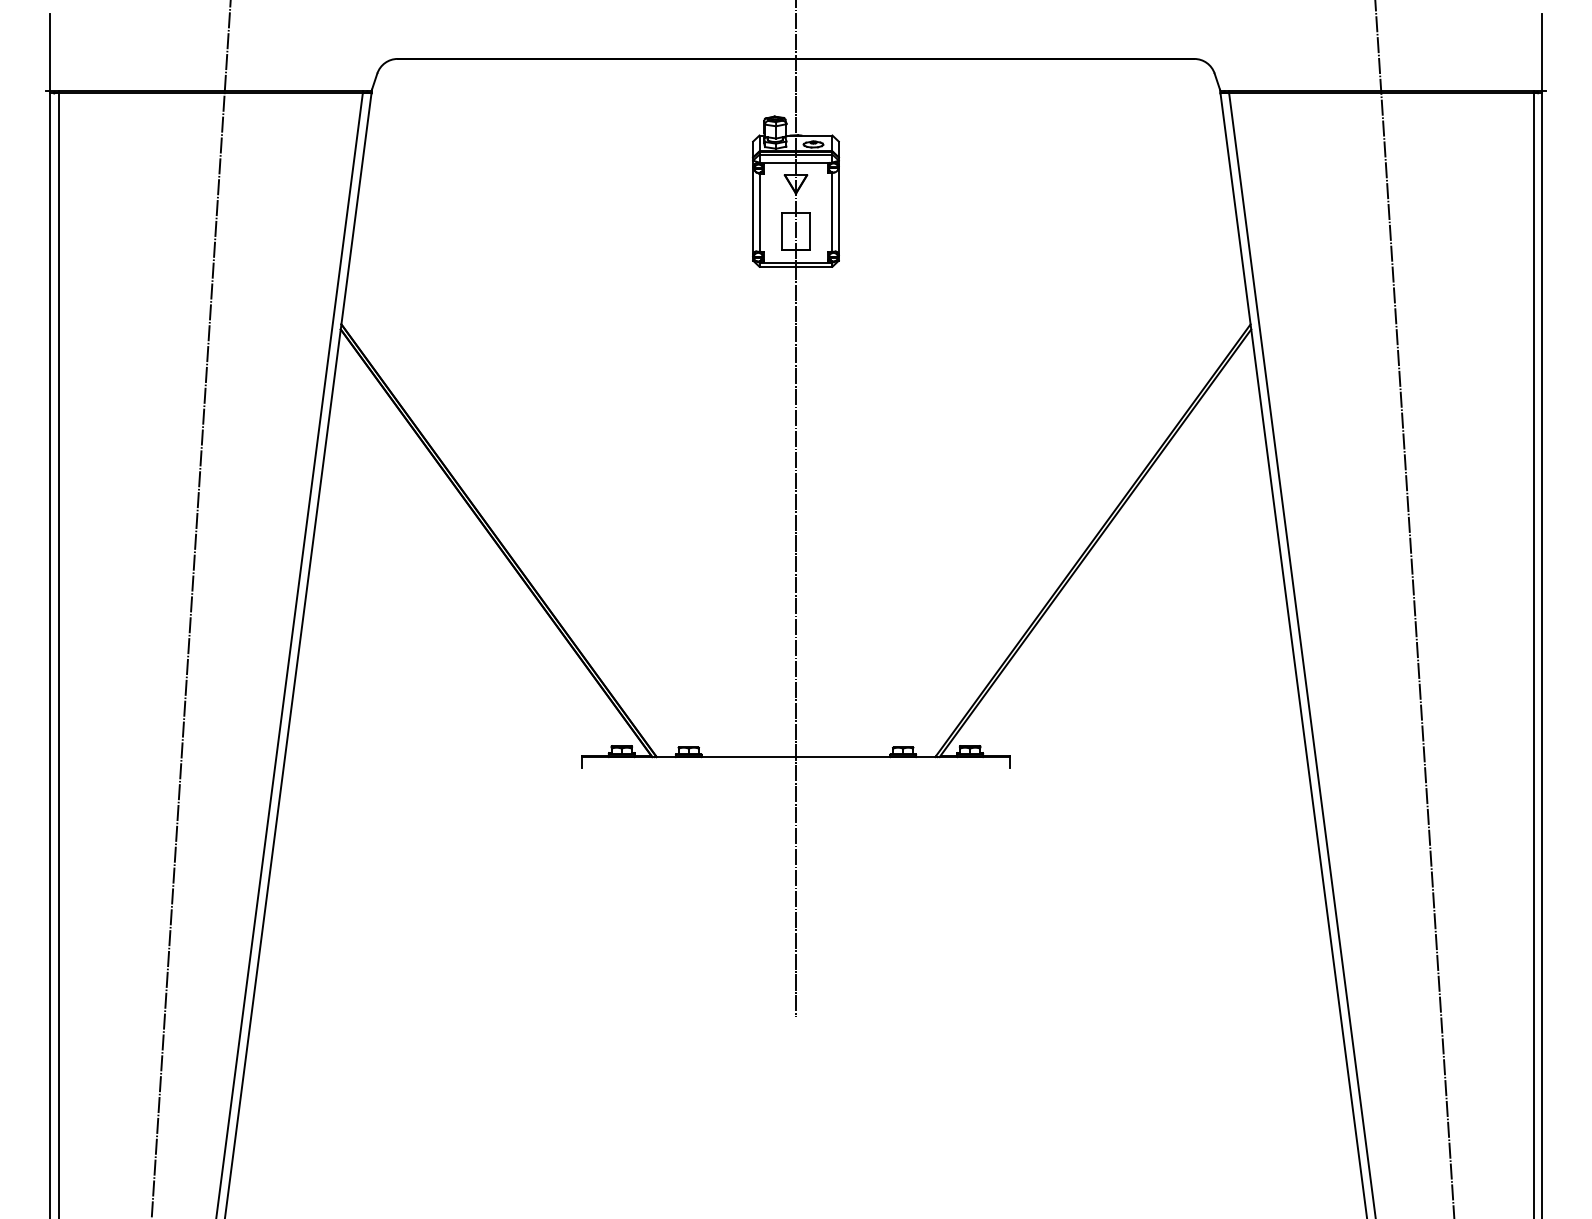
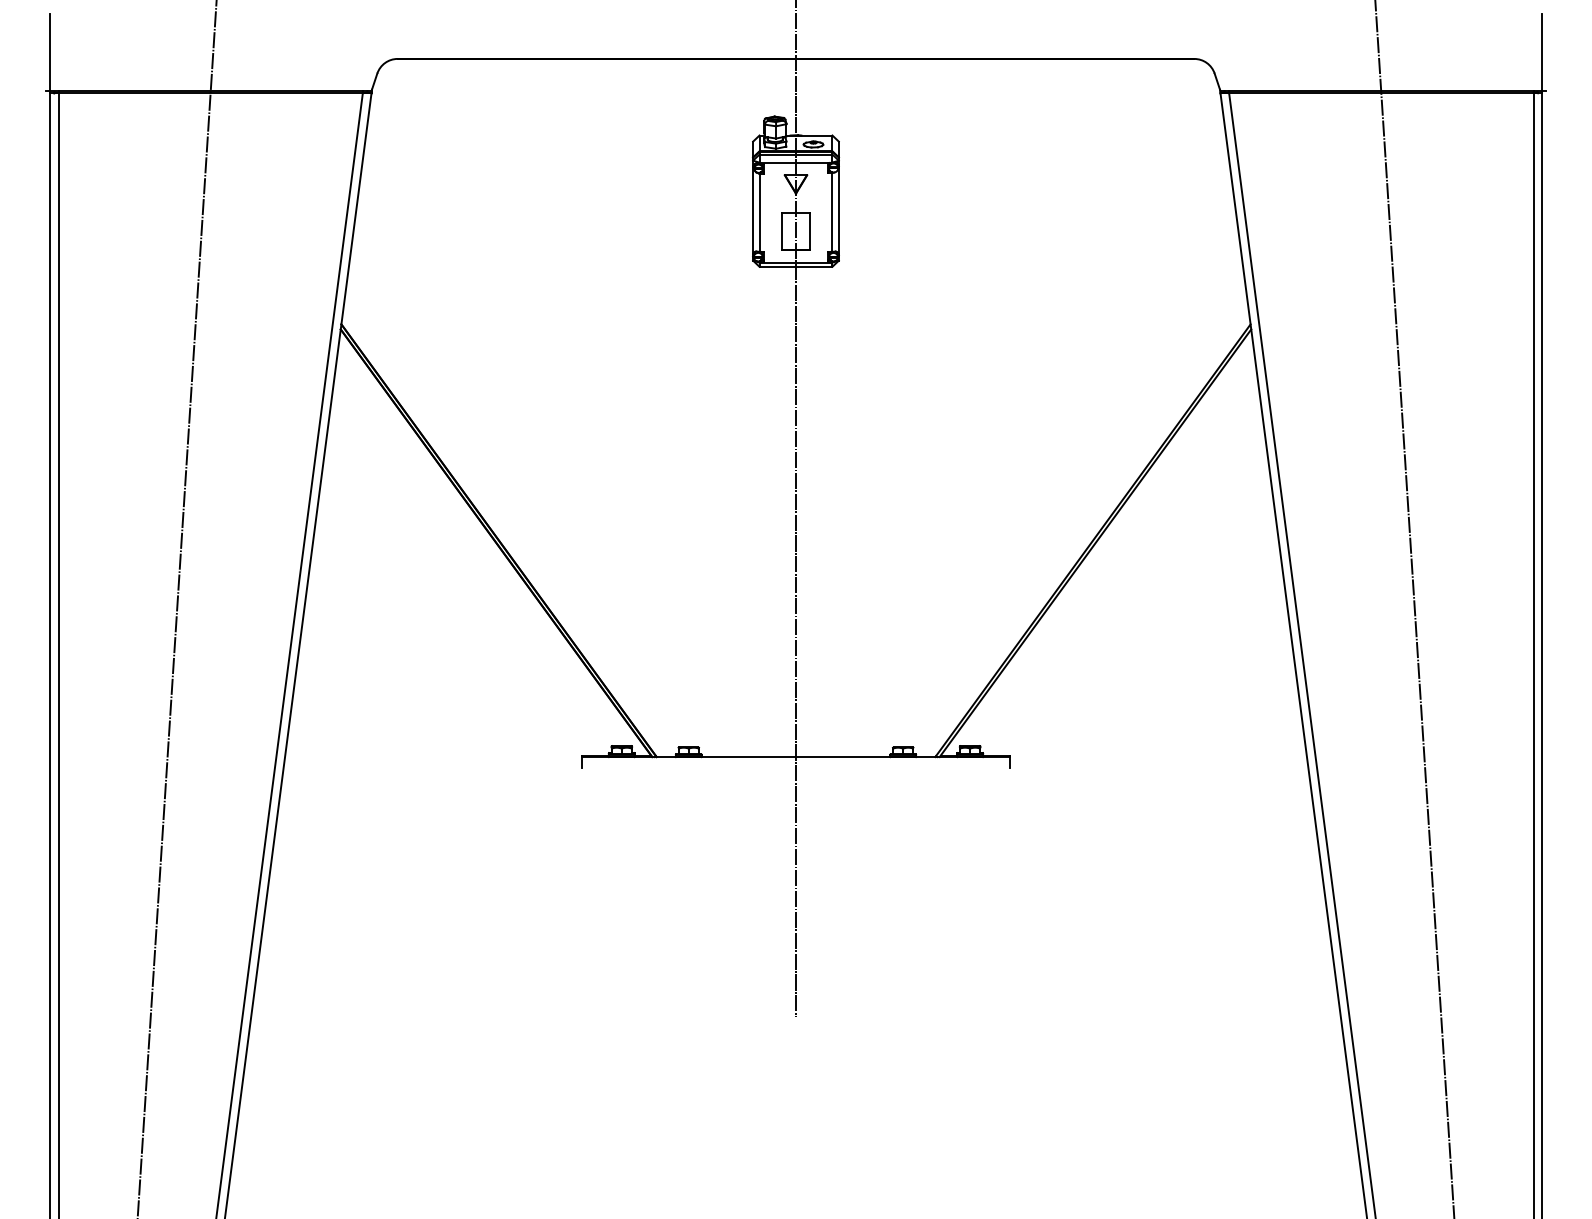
line position: (190, 608) -> (176, 608) (176, 608)
